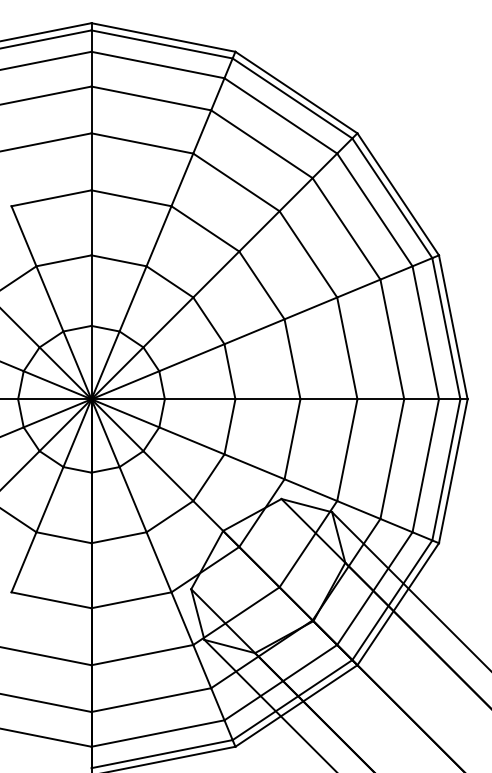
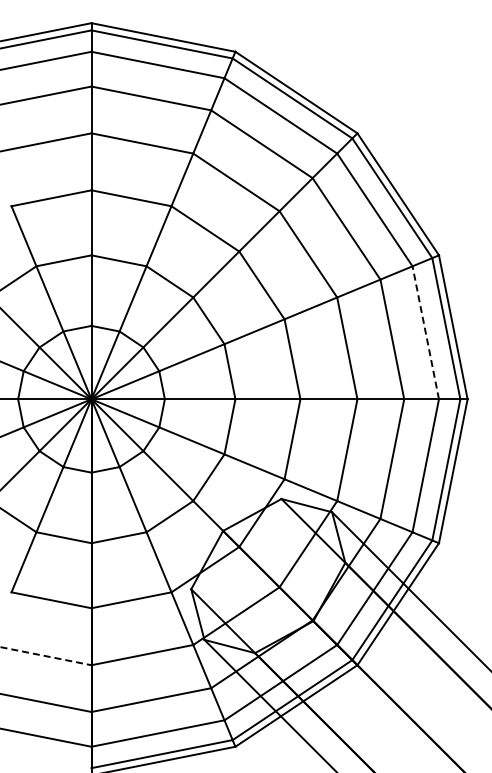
line: solid -> dashed (425, 332)
line: solid -> dashed (46, 656)
